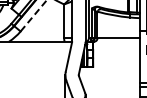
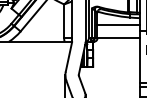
line: dashed -> solid (33, 15)
line: none -> present (118, 24)
